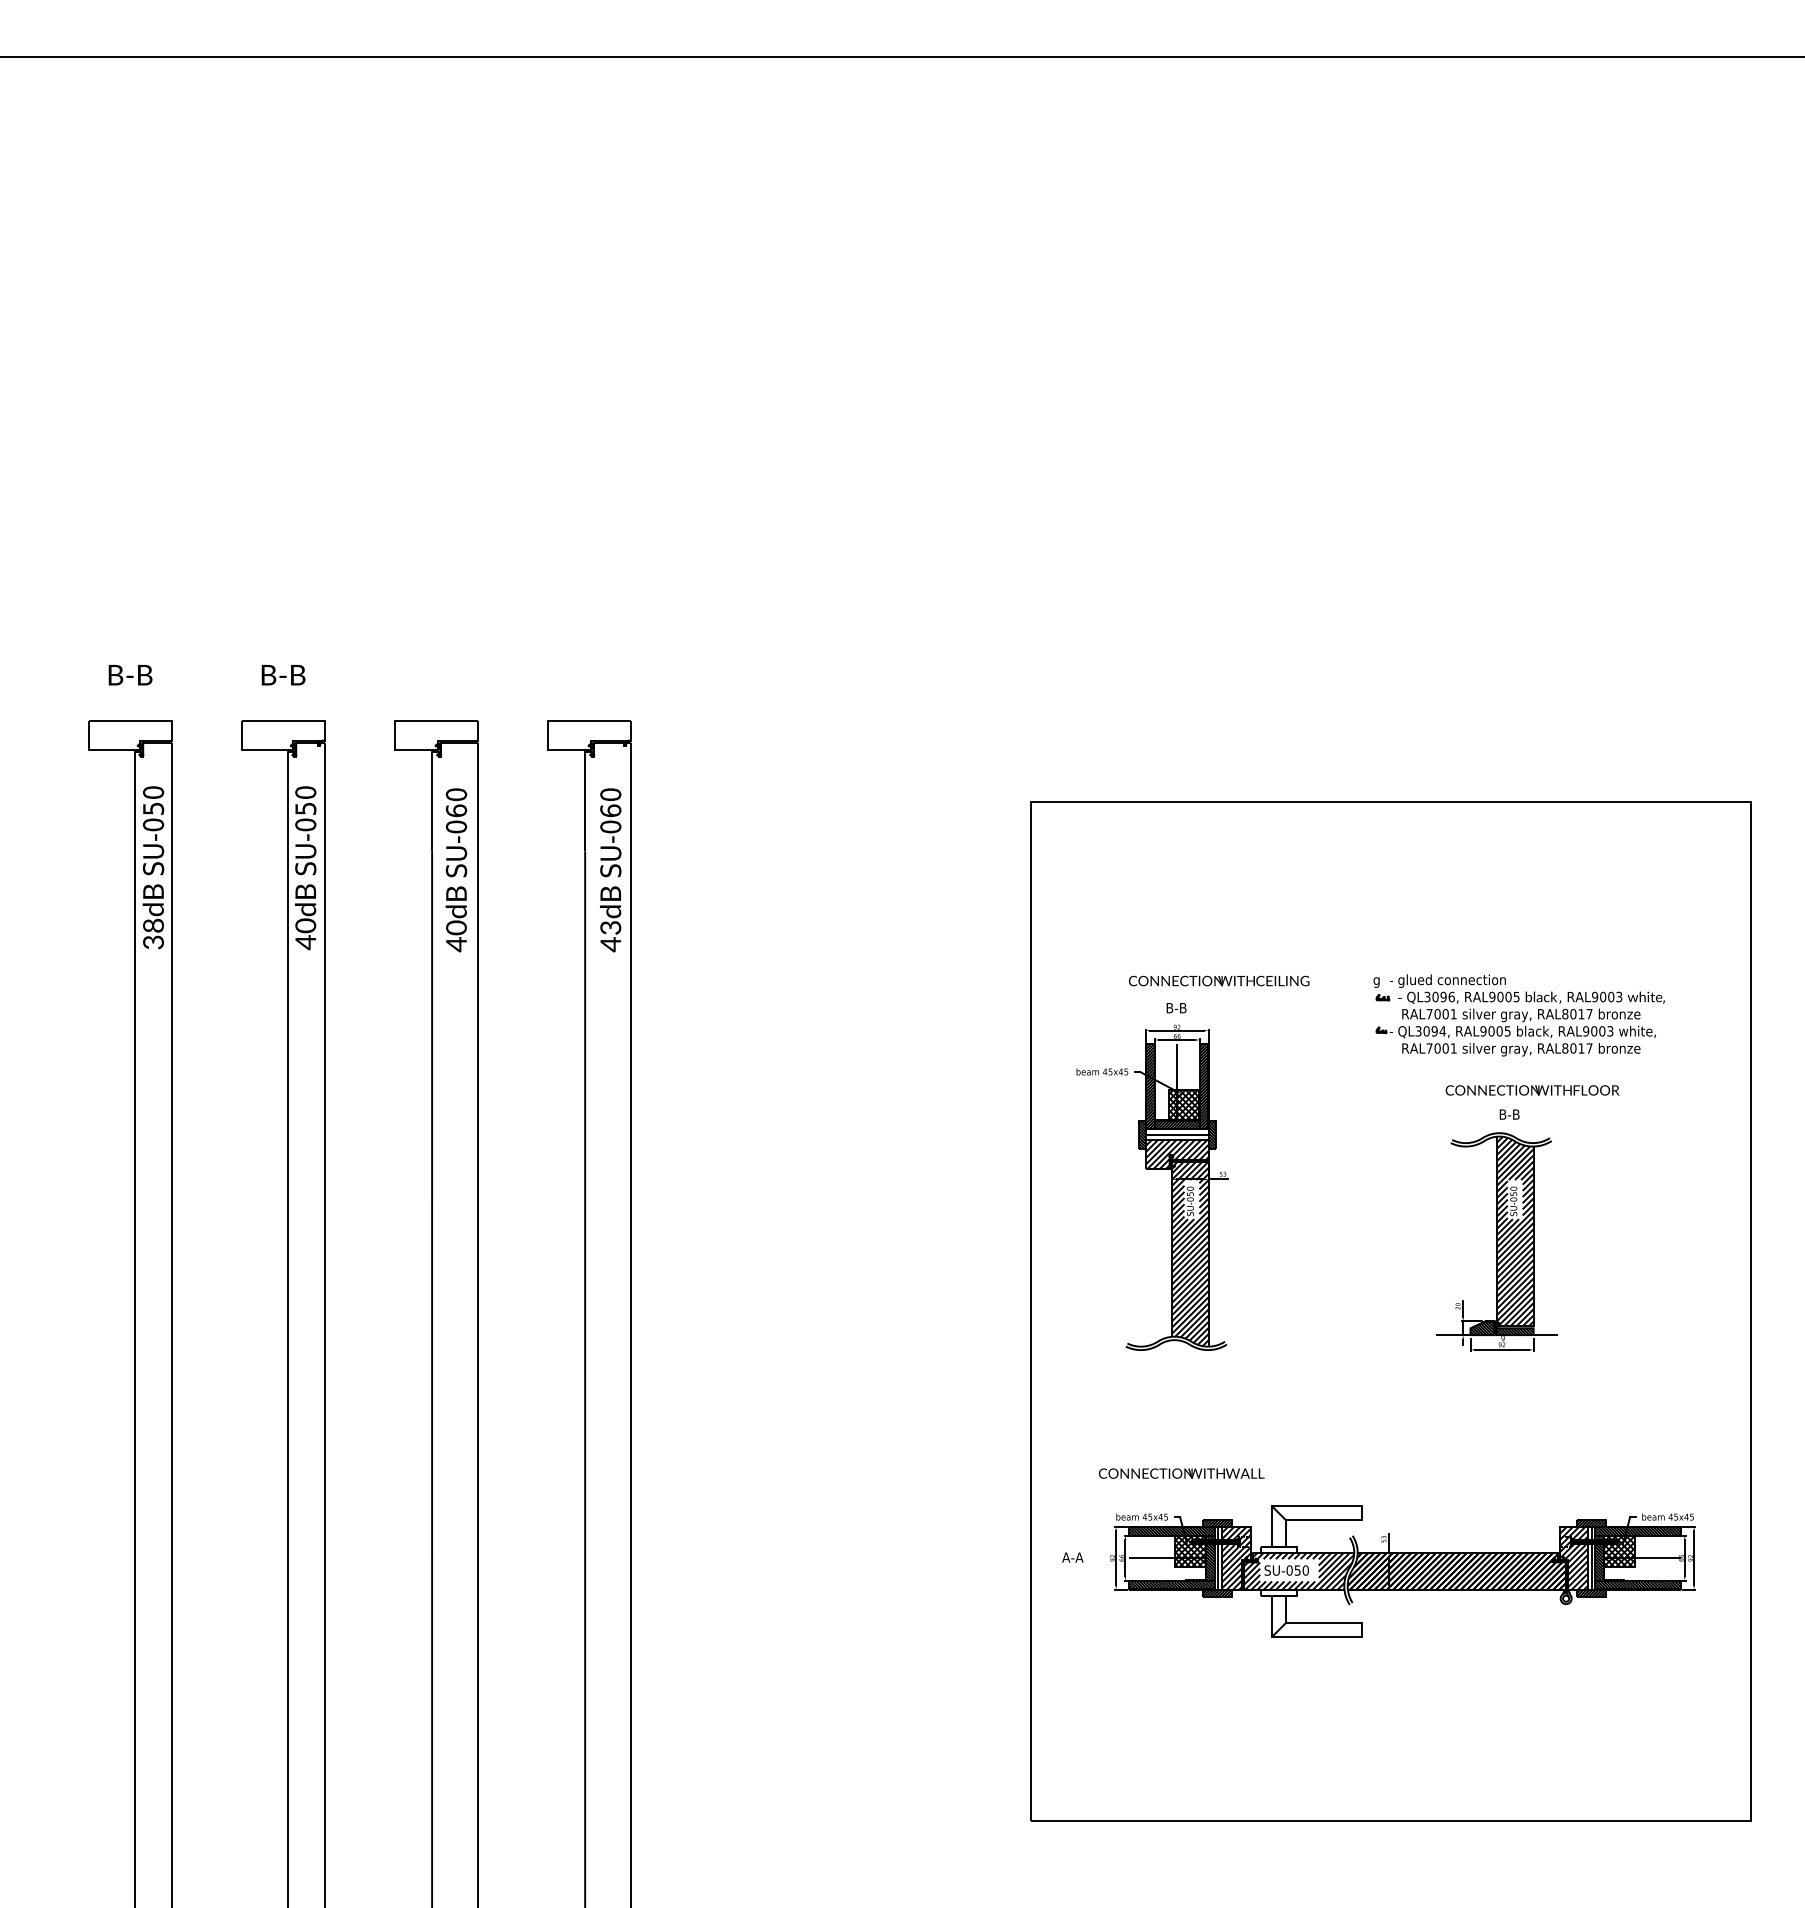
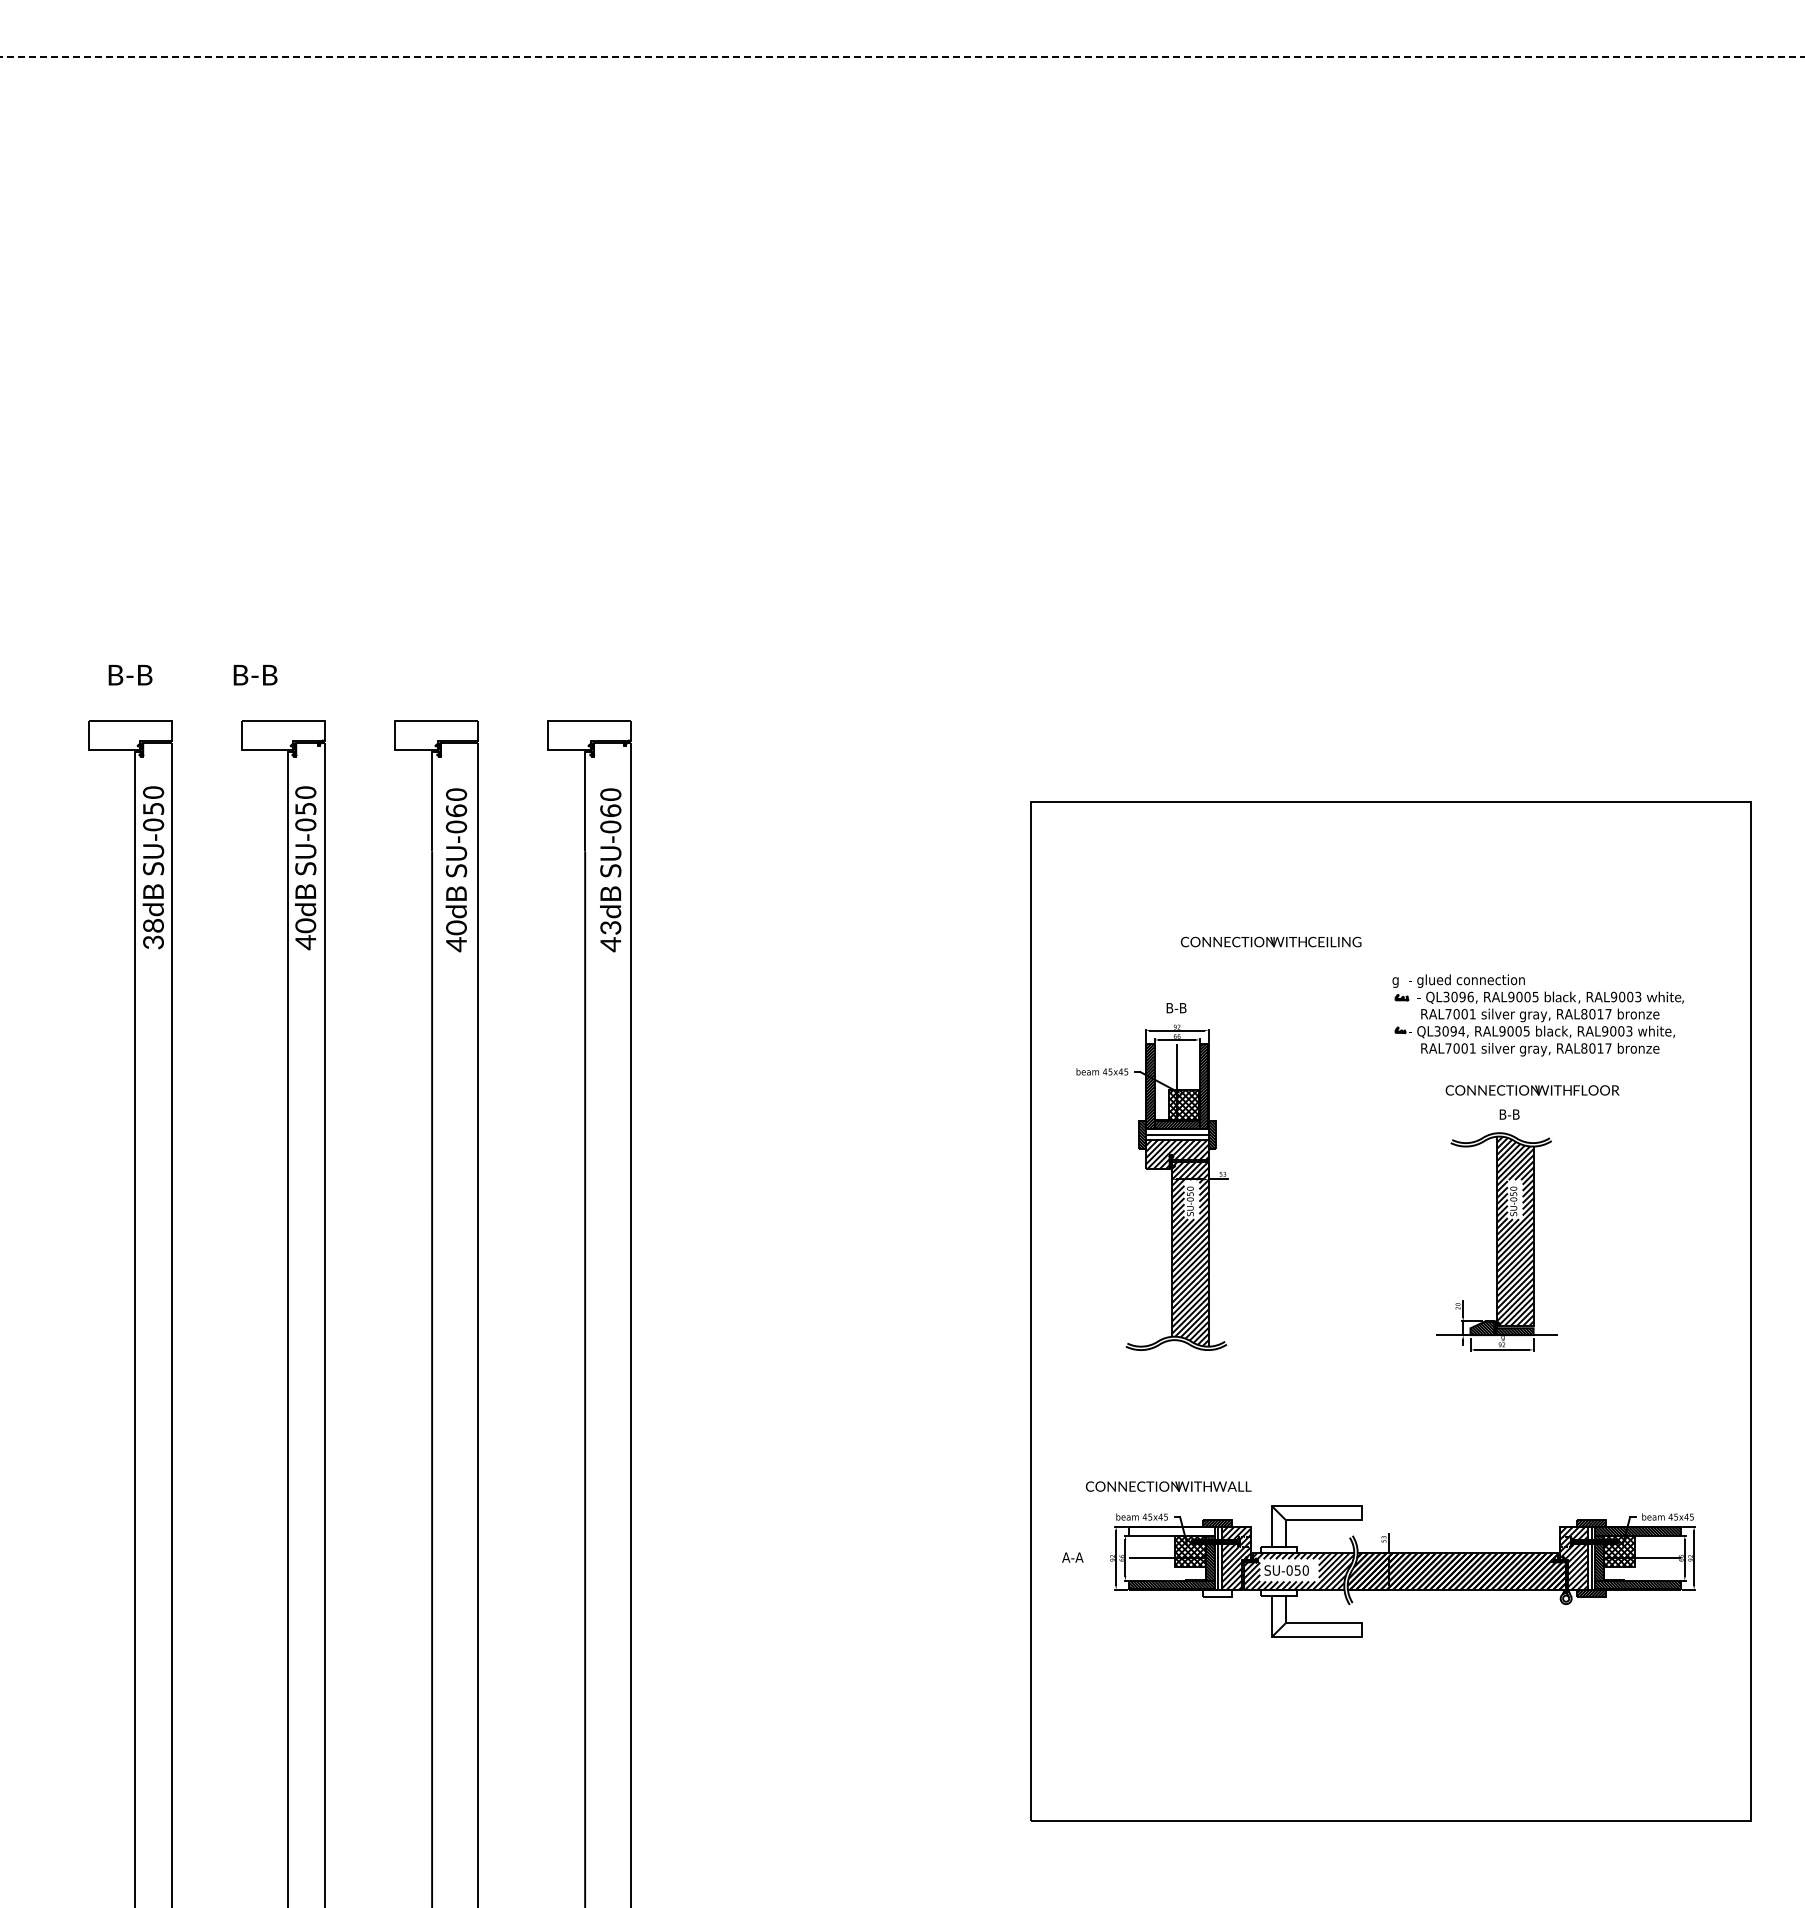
line: solid -> dashed (903, 57)
text position: (283, 675) -> (255, 675) (255, 675)
text position: (1219, 980) -> (1271, 941) (1271, 941)
part position: (1518, 1015) -> (1537, 1015) (1537, 1015)
text position: (1181, 1473) -> (1168, 1486) (1168, 1486)
hatch: present -> none (1171, 1531)
hatch: present -> none (1217, 1592)
